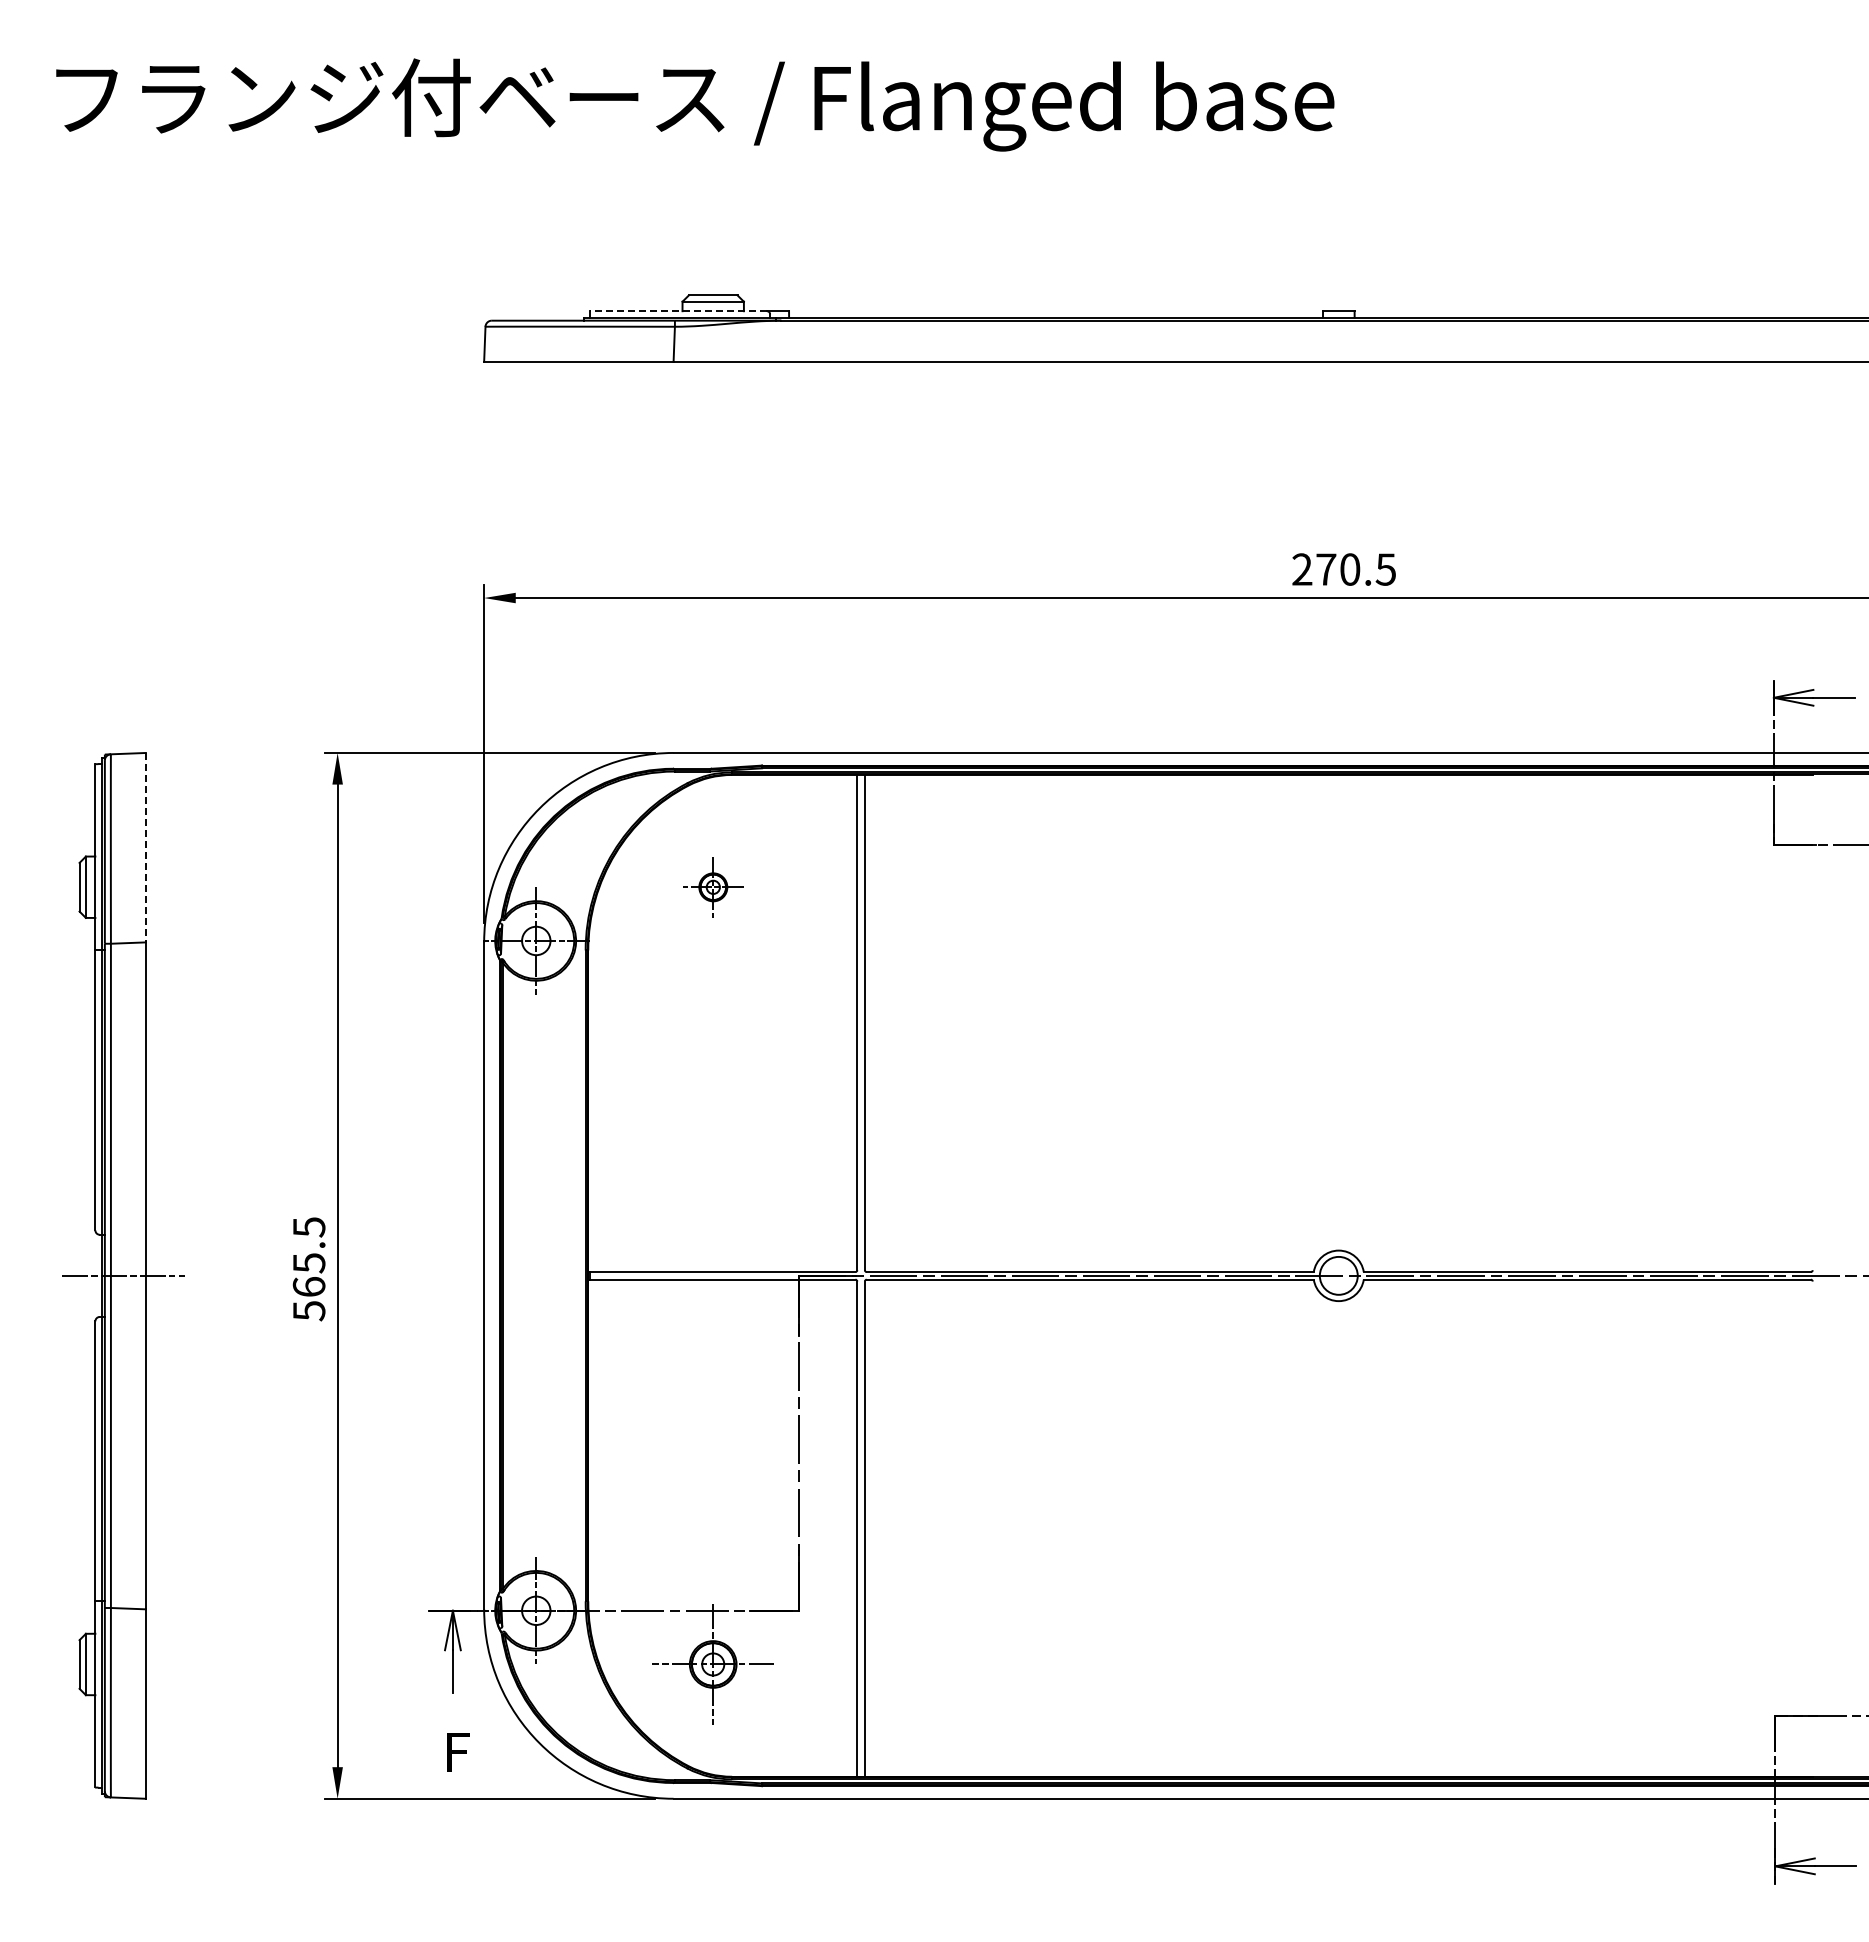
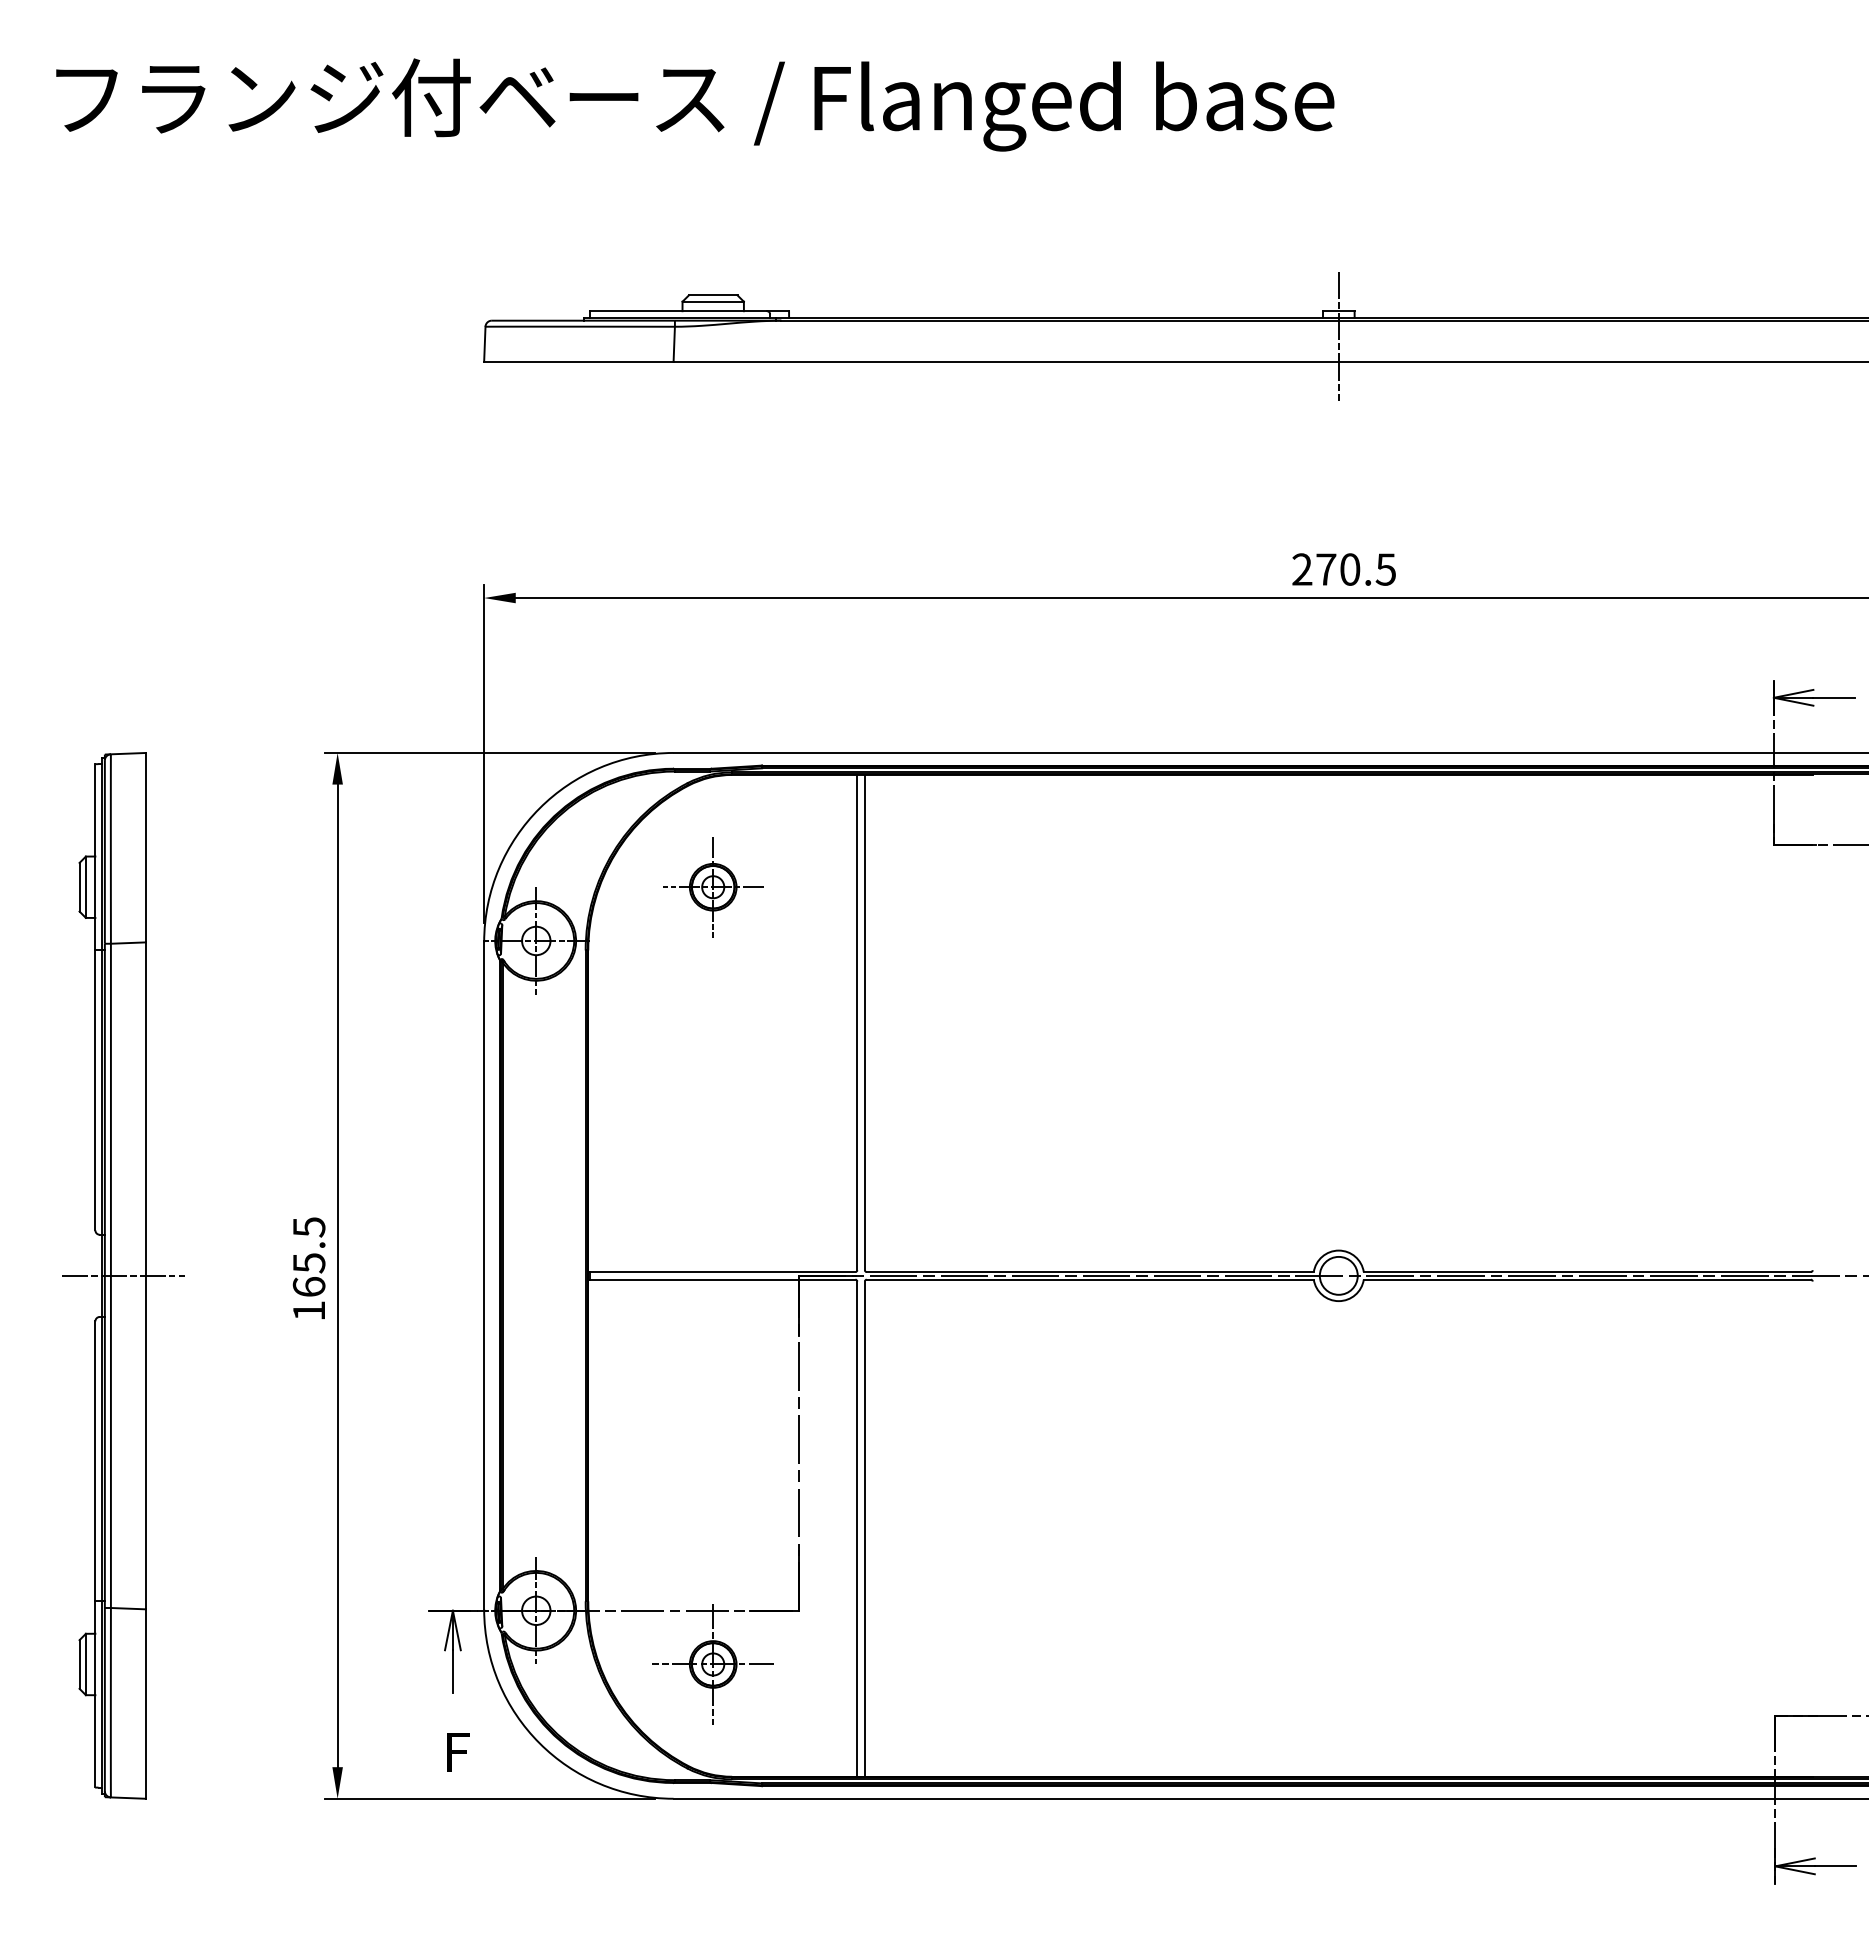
line: dashed -> solid (677, 311)
line: none -> present (1338, 336)
line: dashed -> solid (145, 847)
part size: 61x61 px -> 101x101 px (713, 887)
text: 565.5 -> 165.5 (309, 1311)
